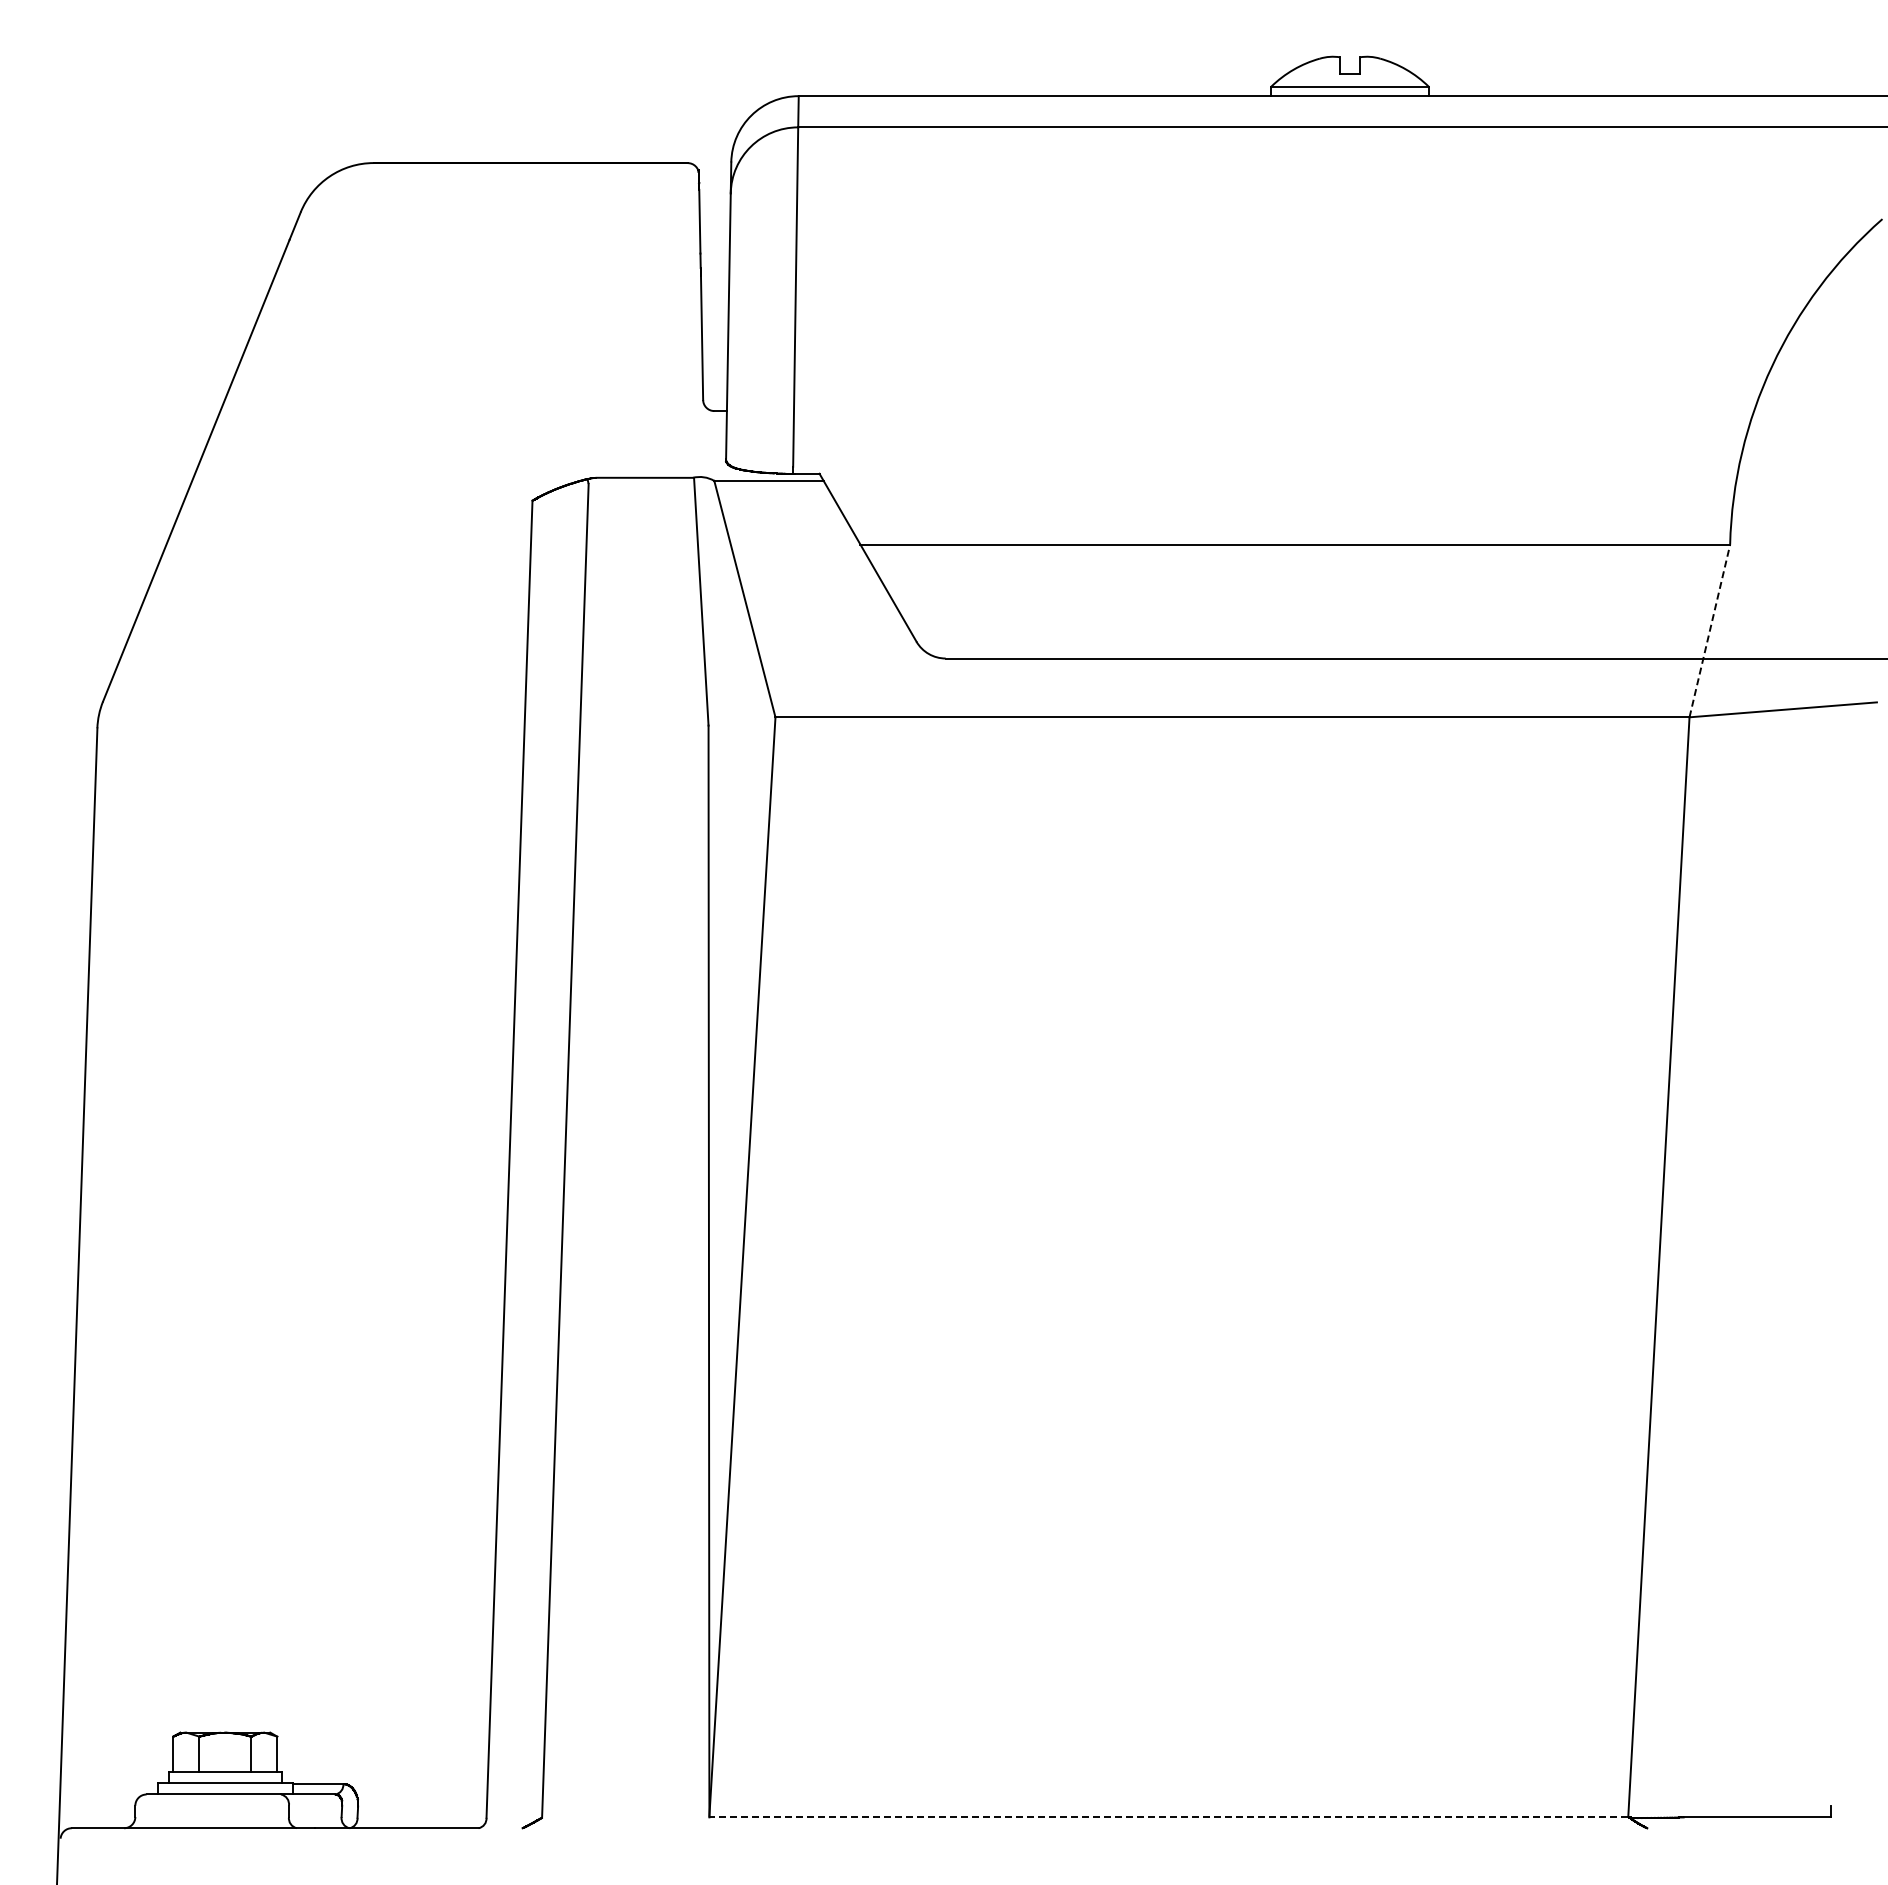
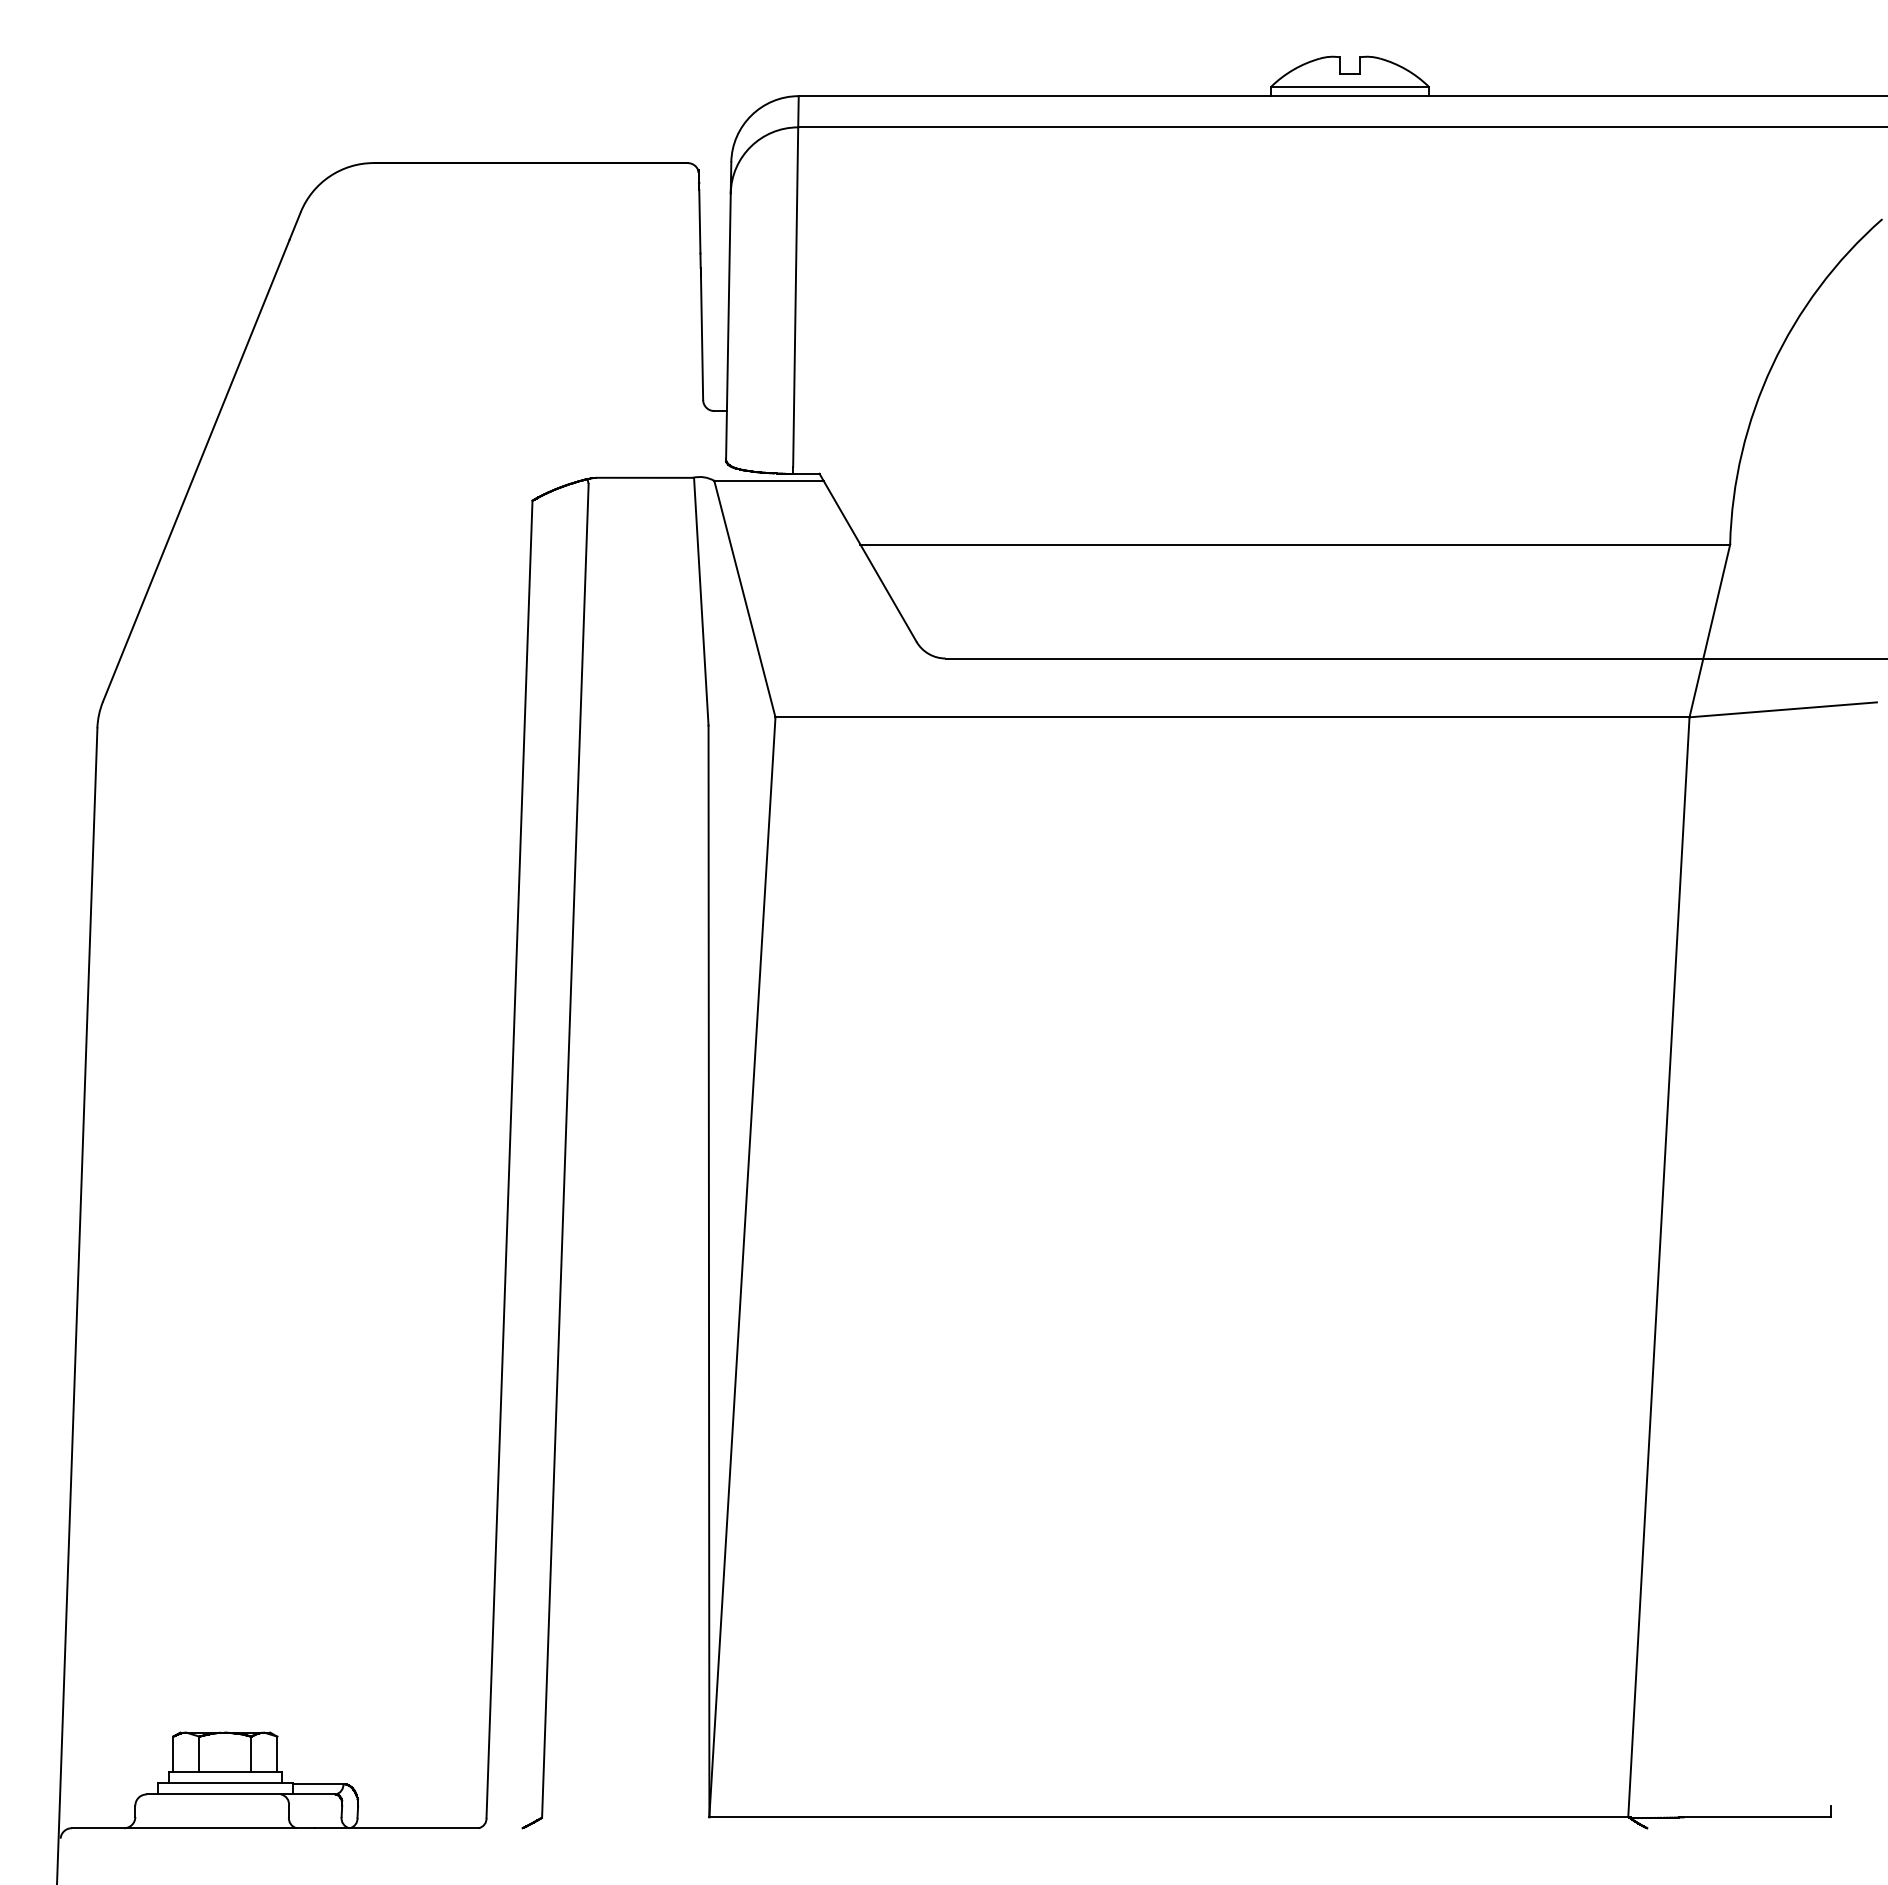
line: dashed -> solid (1709, 630)
line: dashed -> solid (1168, 1817)
